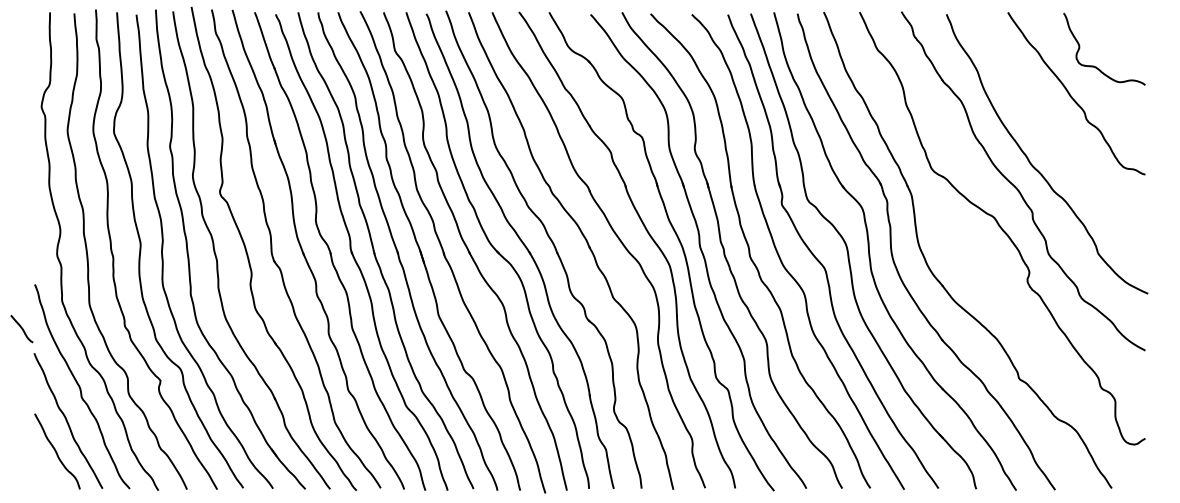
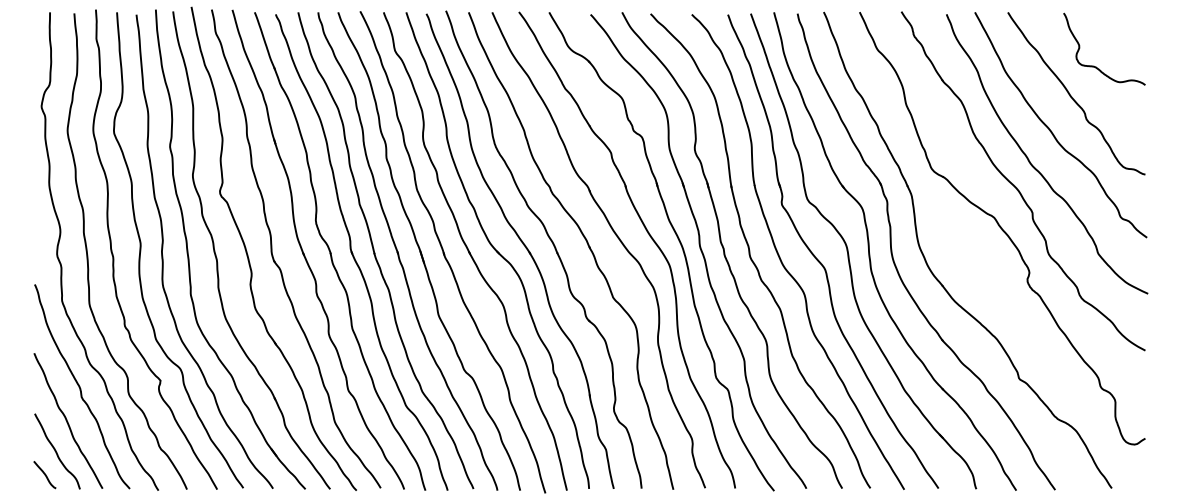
curve: none -> present (1052, 131)
curve position: (21, 329) -> (44, 475) (44, 475)
